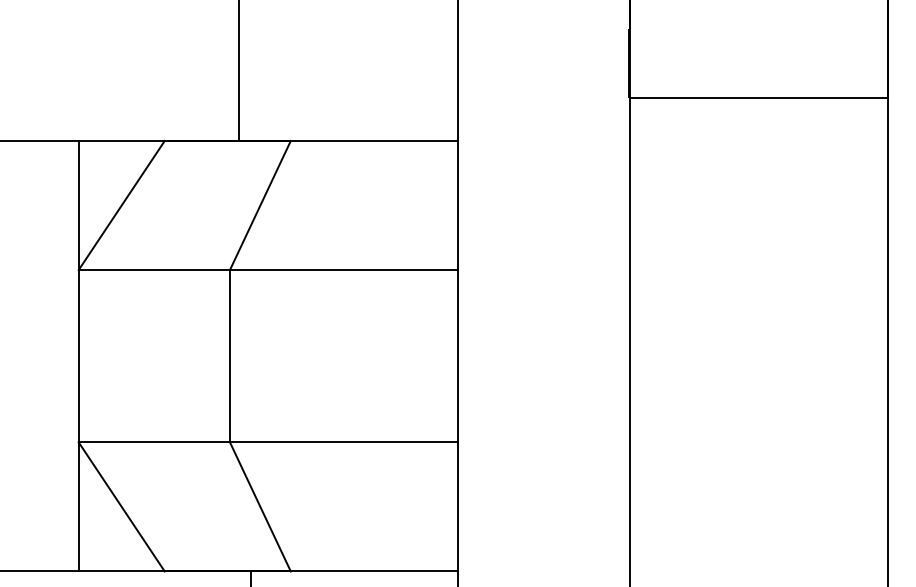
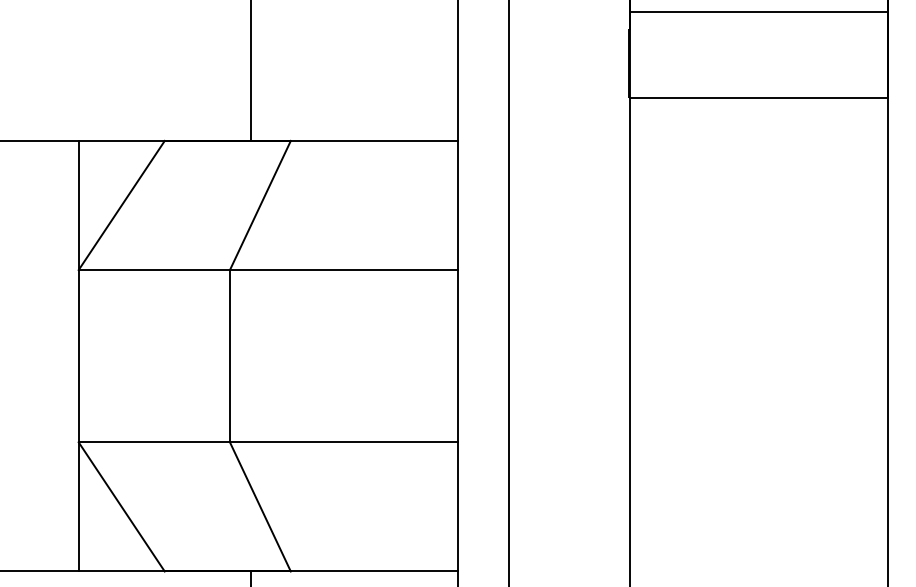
line: none -> present (758, 11)
line position: (238, 71) -> (250, 71) (250, 71)
line: none -> present (509, 292)
